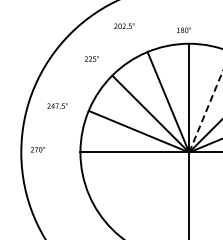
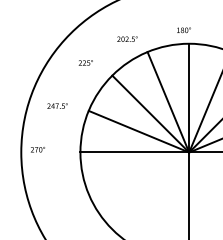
text position: (124, 25) -> (127, 38) (127, 38)
text position: (91, 58) -> (85, 62) (85, 62)
line: dashed -> solid (205, 111)
